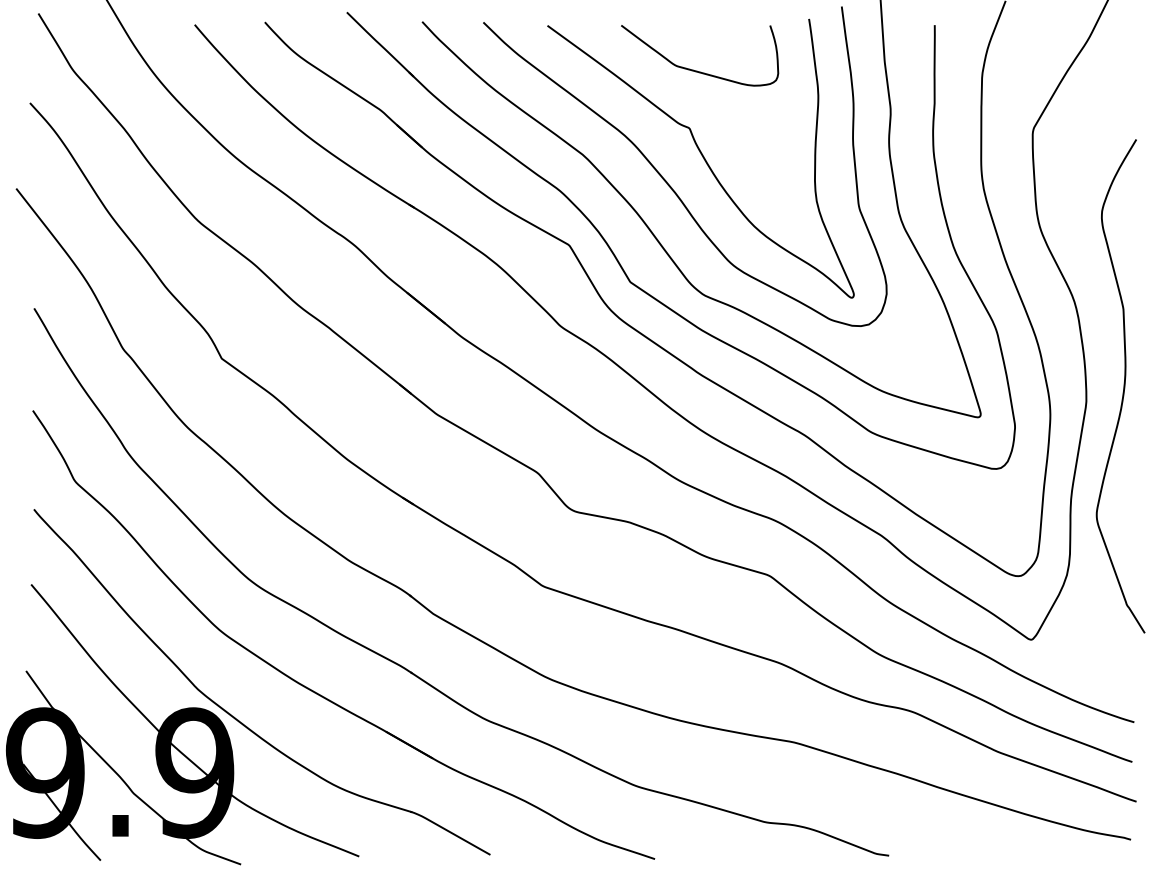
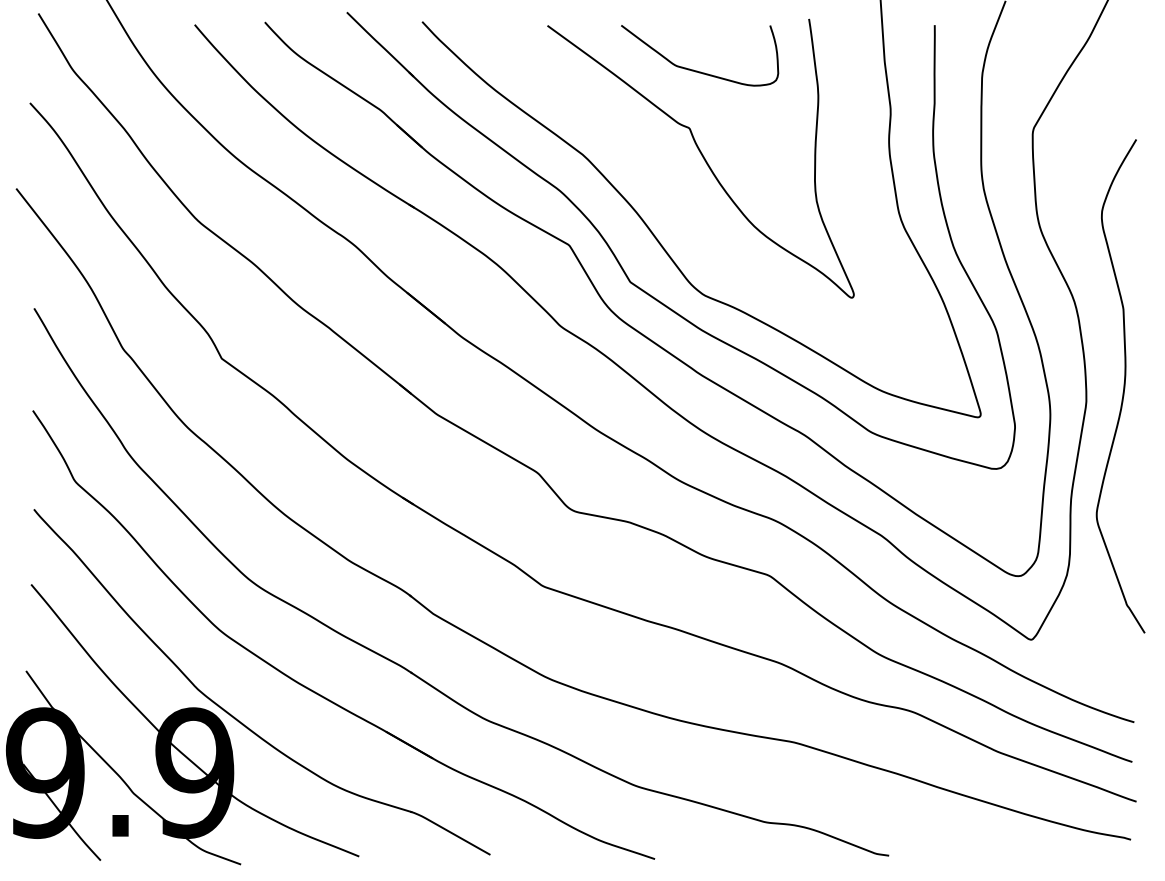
curve: present -> none (667, 181)
